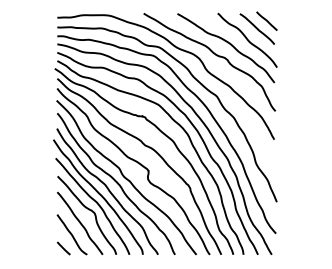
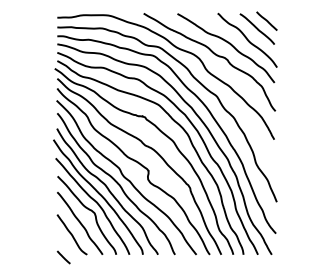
line position: (63, 248) -> (63, 257) (63, 257)
